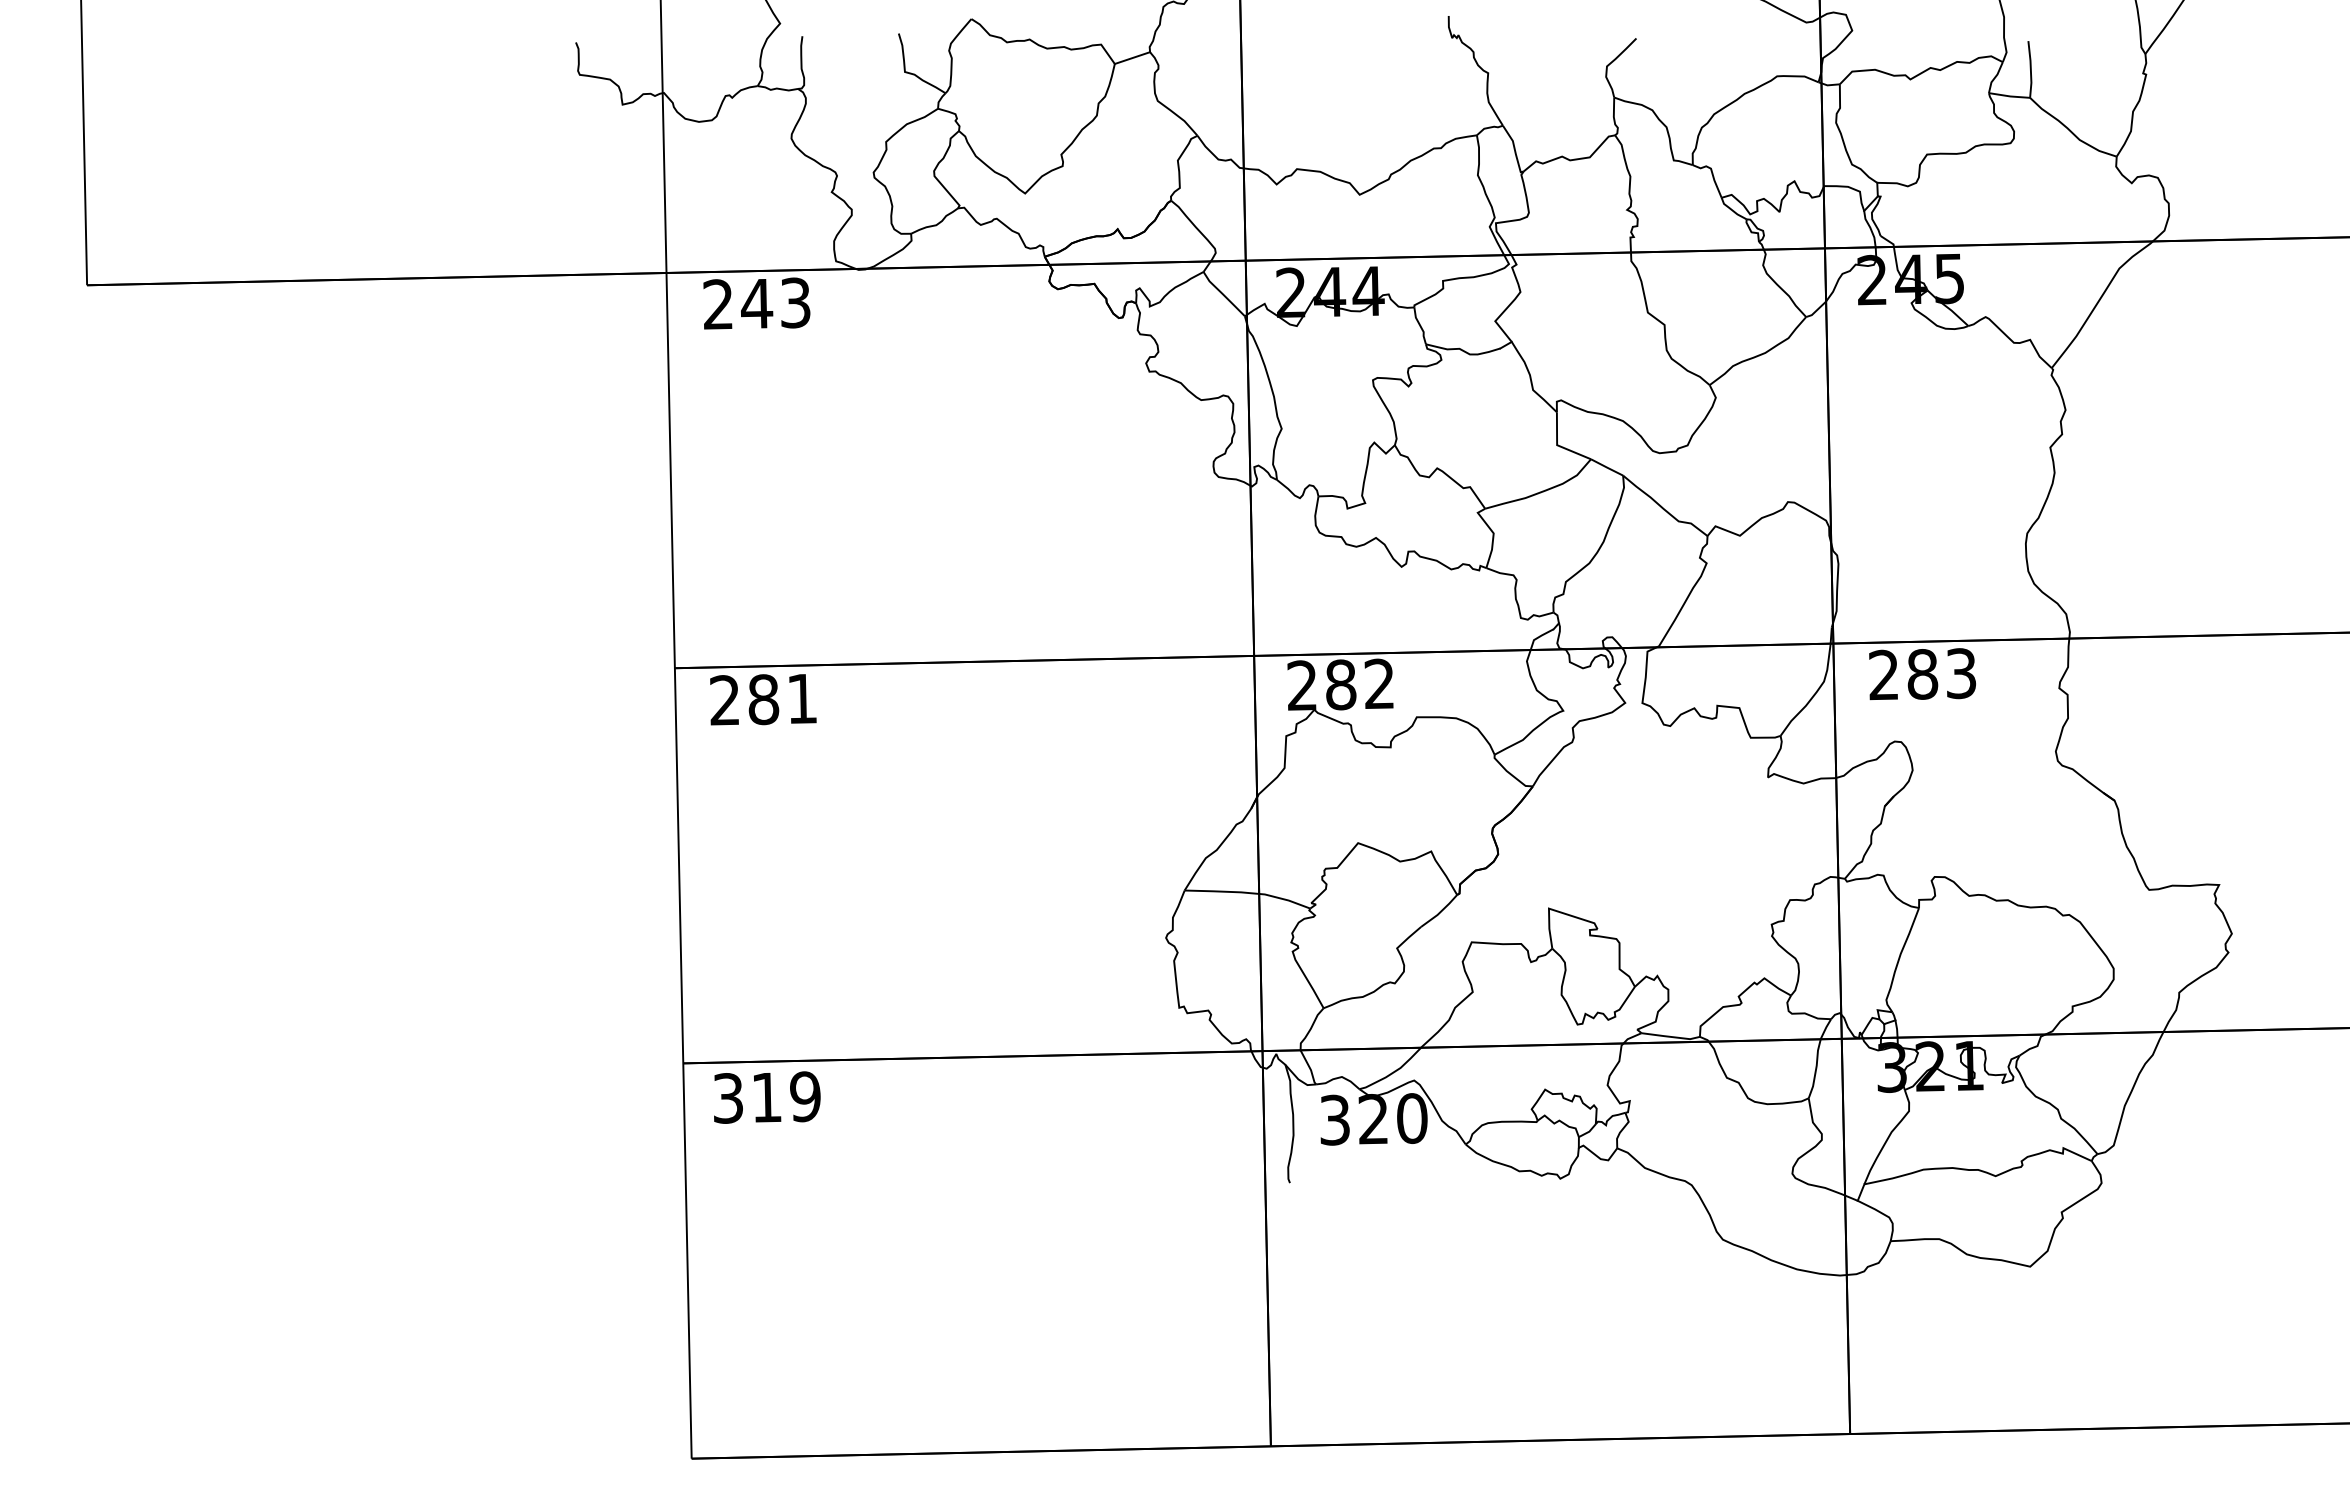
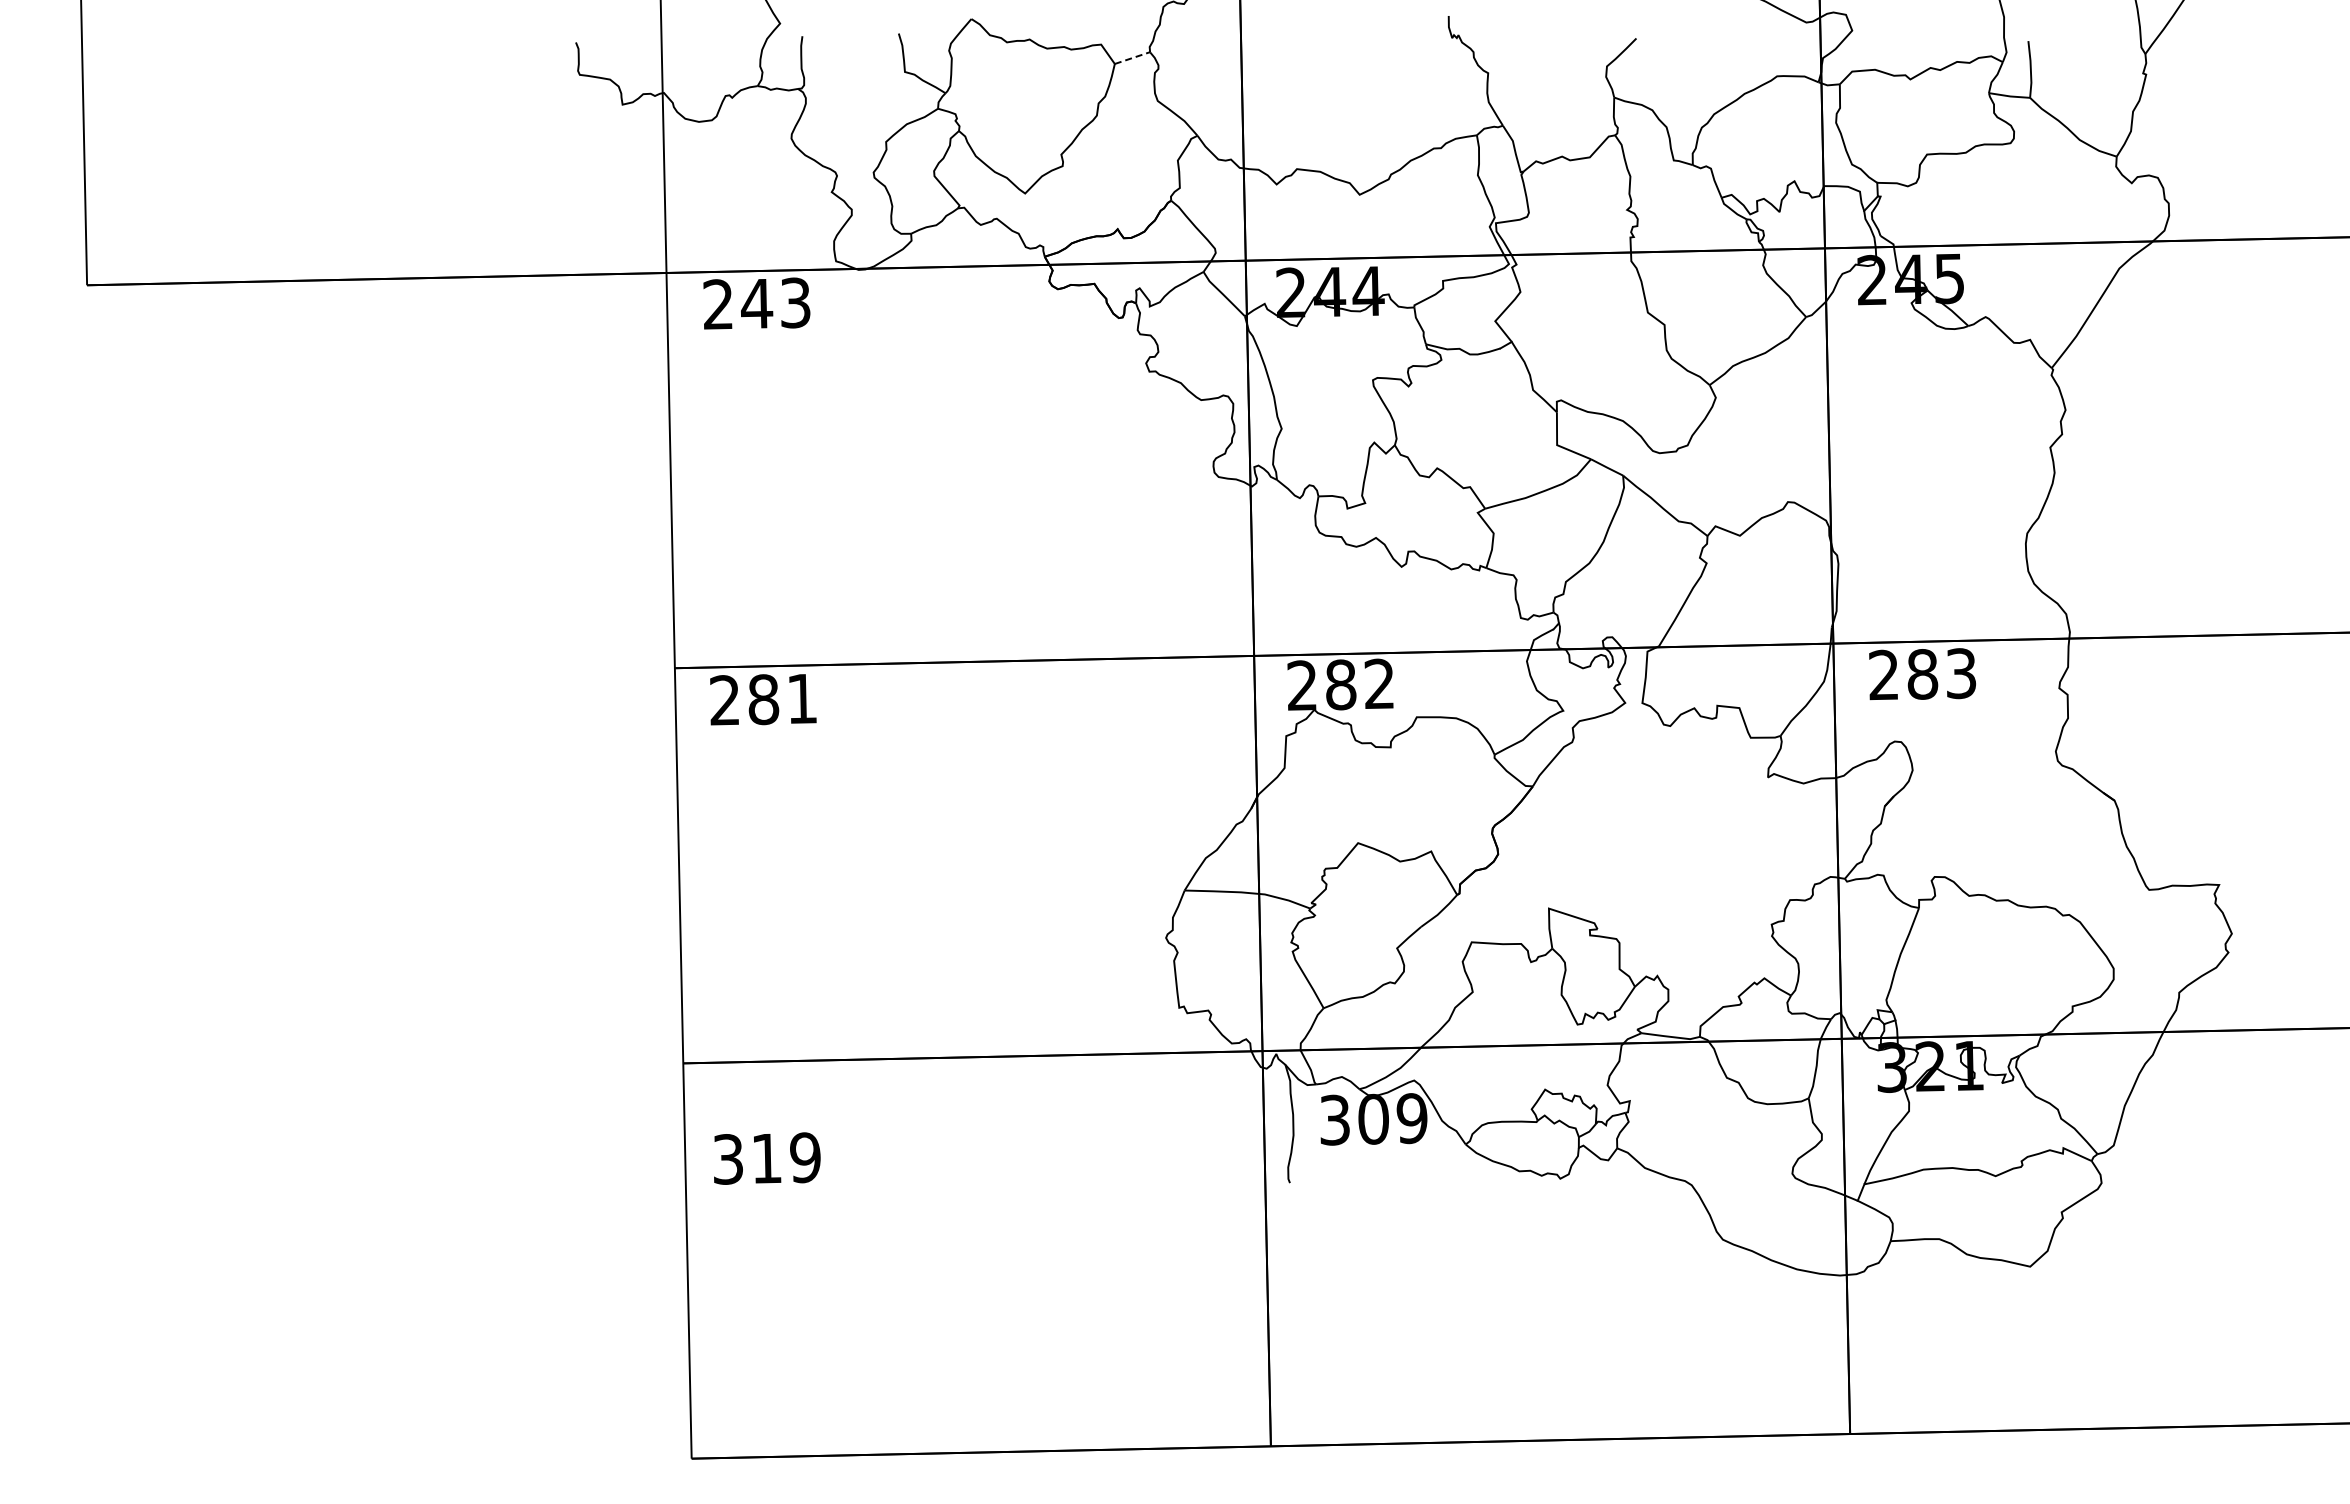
line: solid -> dashed (1132, 58)
text position: (767, 1097) -> (767, 1158) (767, 1158)
text: 320 -> 309 (1392, 1118)
